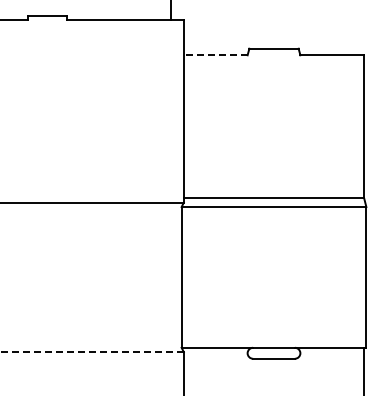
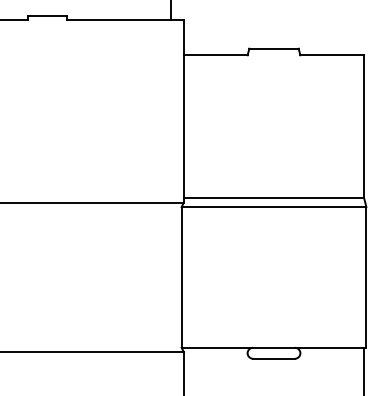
line: dashed -> solid (215, 55)
line: dashed -> solid (91, 352)
